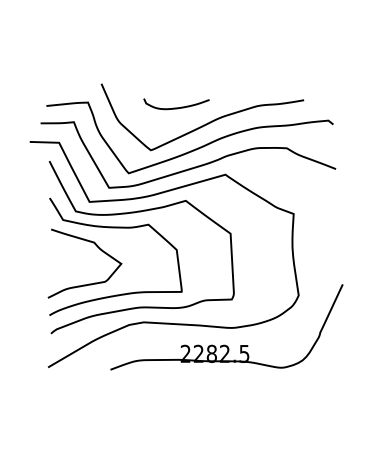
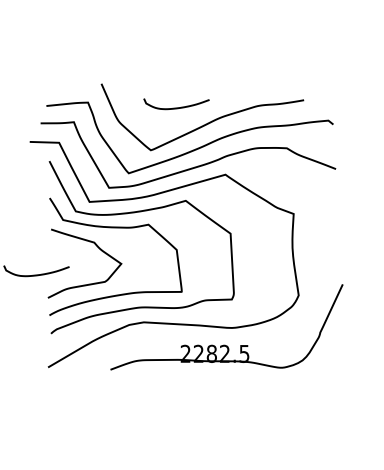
curve: none -> present (36, 274)
